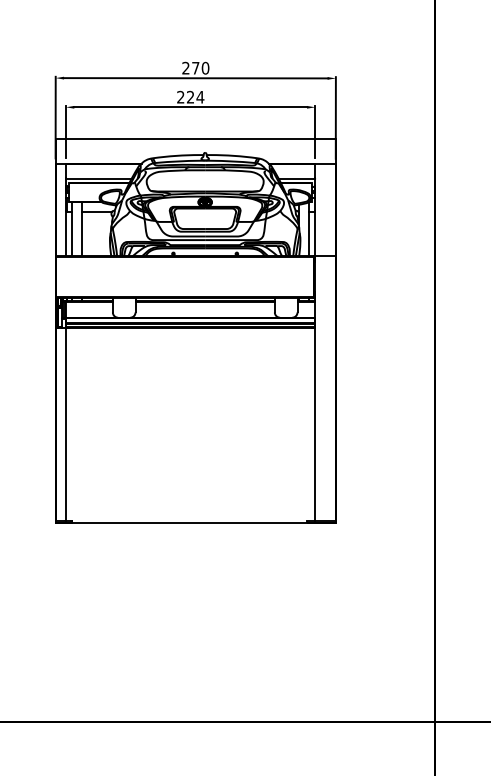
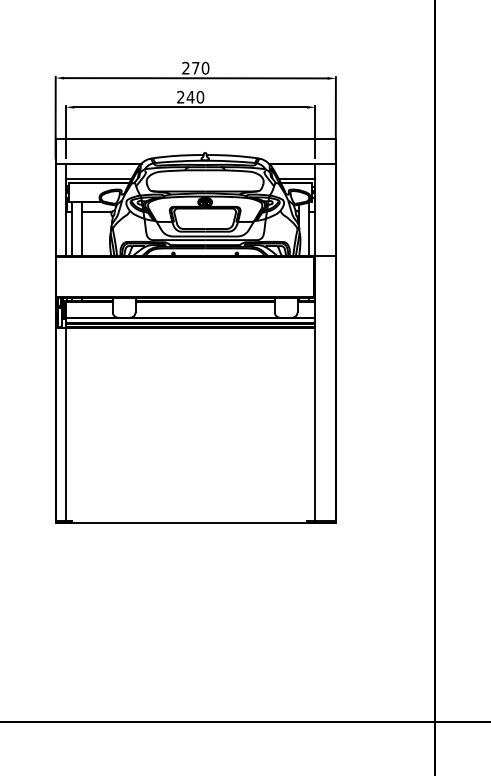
text: 224 -> 240 (195, 96)
